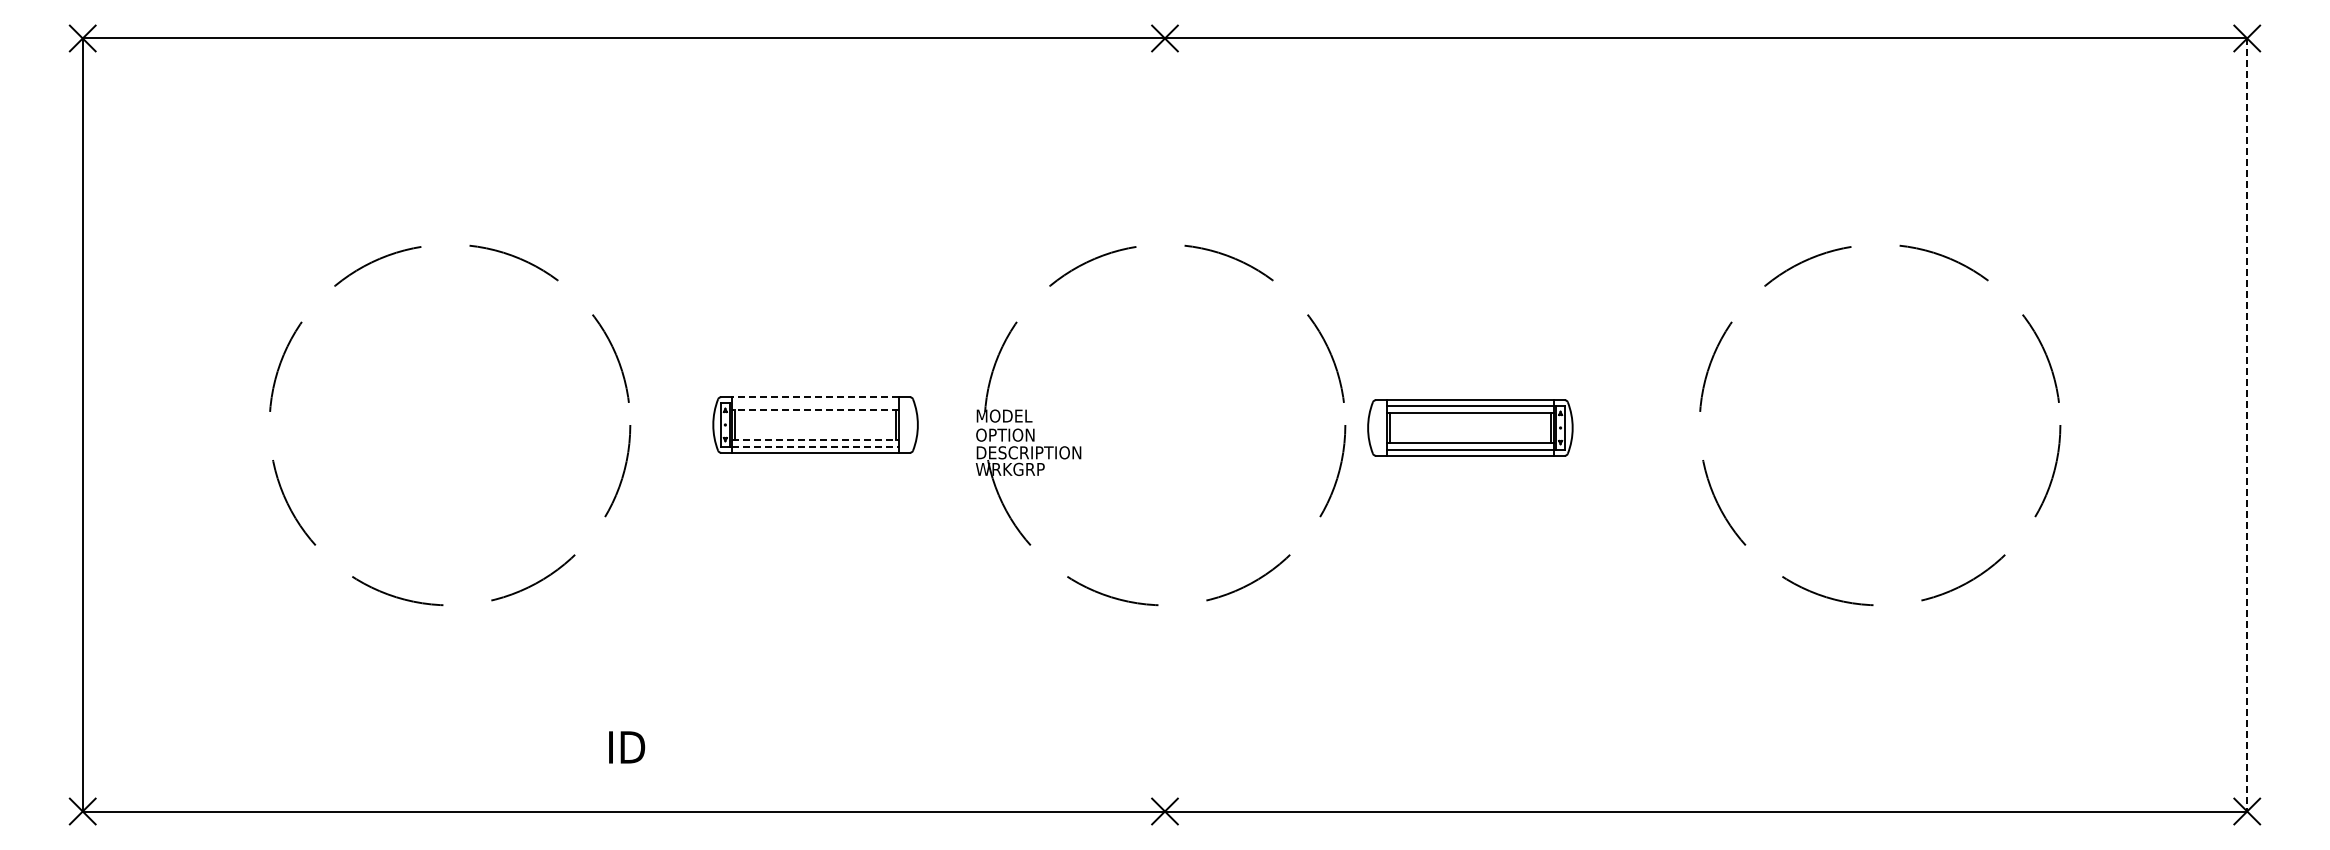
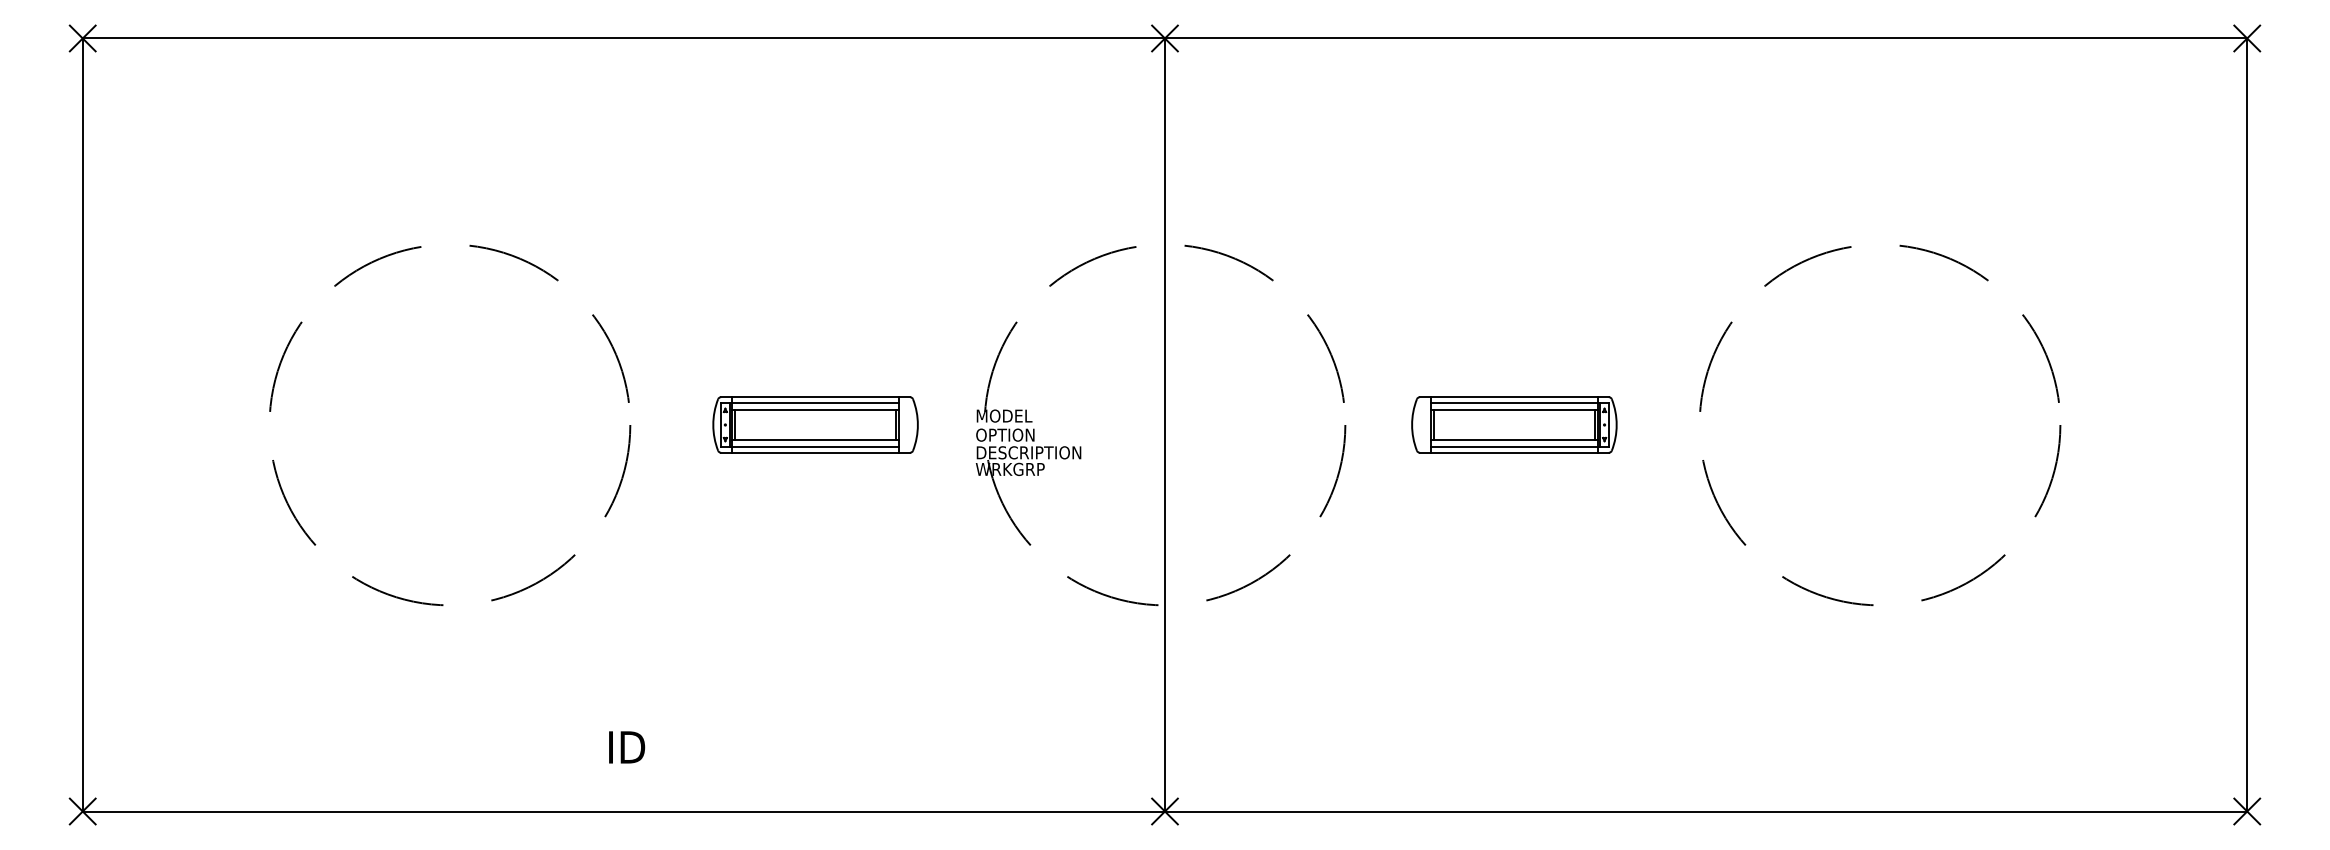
line: dashed -> solid (815, 397)
line: none -> present (815, 402)
line: dashed -> solid (815, 409)
line: none -> present (1165, 424)
line: dashed -> solid (2247, 425)
part position: (1470, 427) -> (1514, 424) (1514, 424)
line: dashed -> solid (815, 440)
line: dashed -> solid (815, 447)
